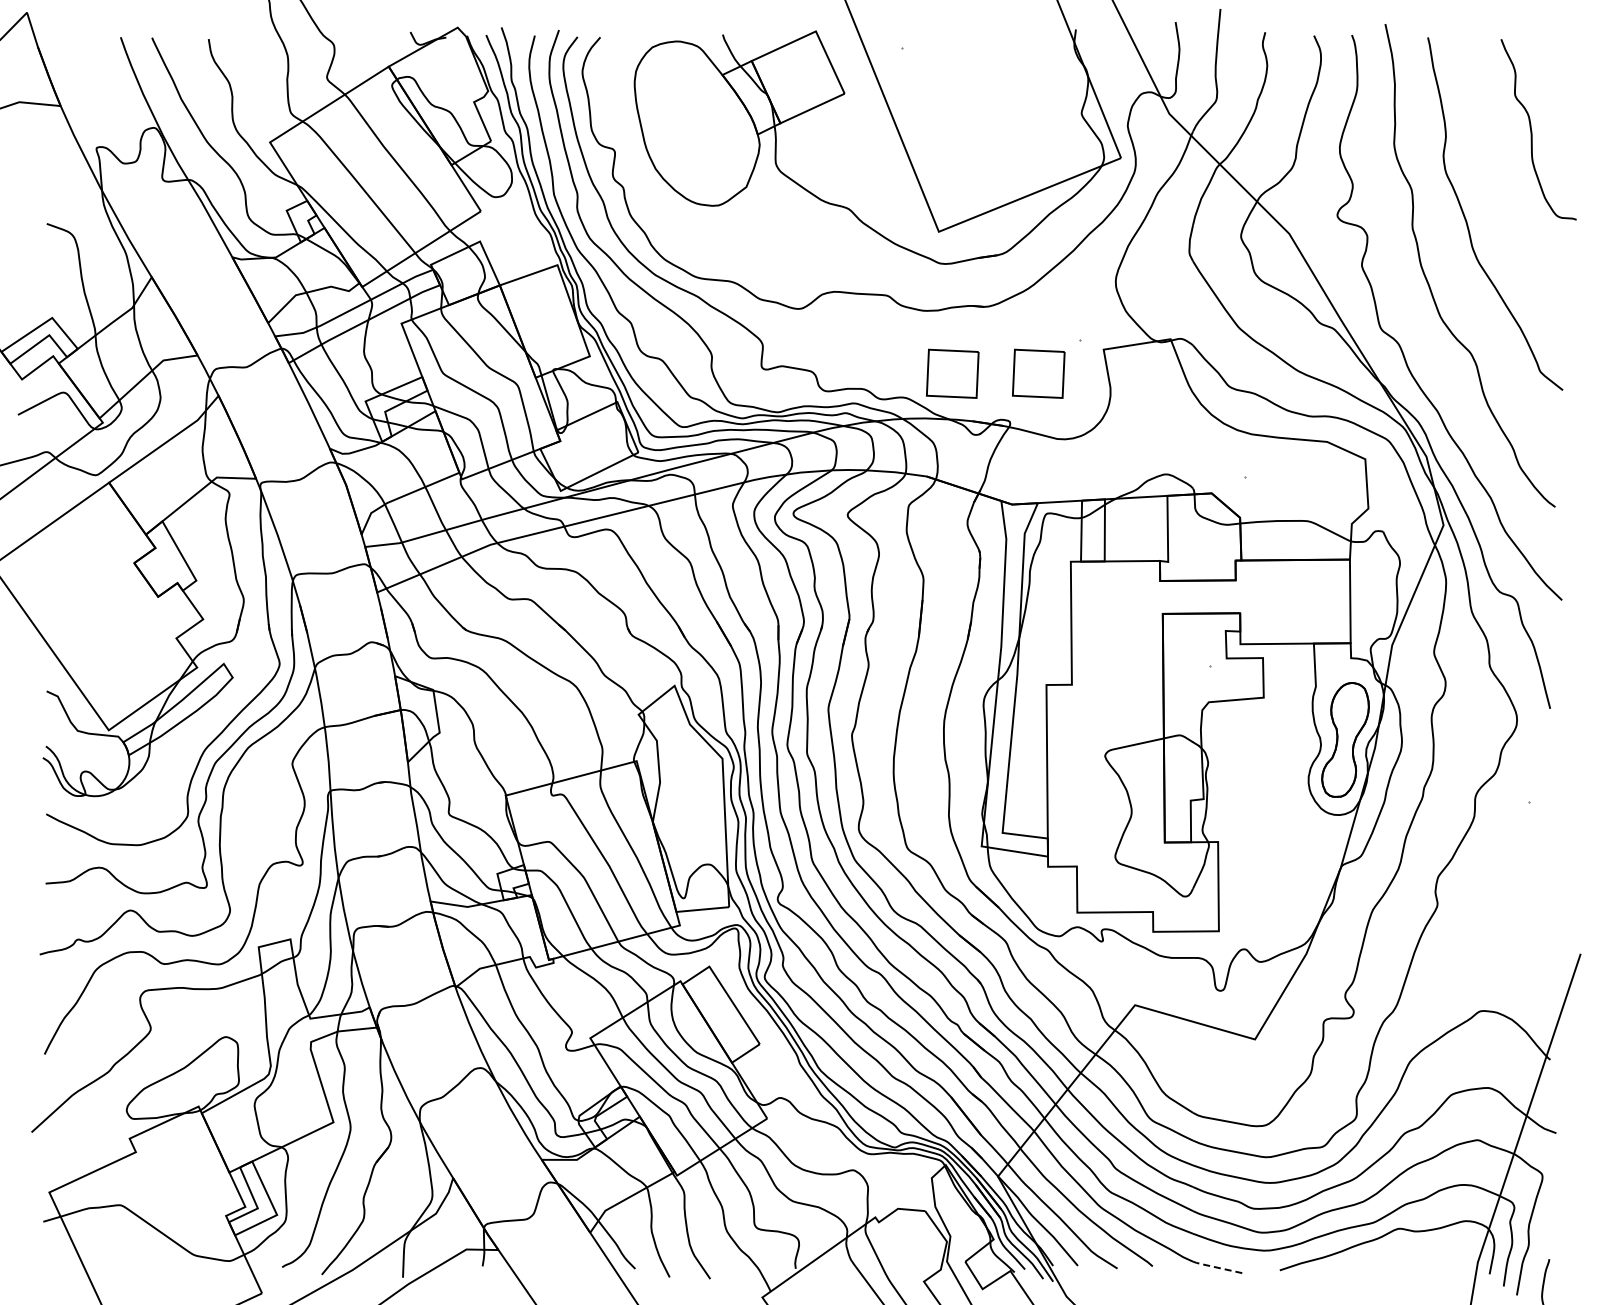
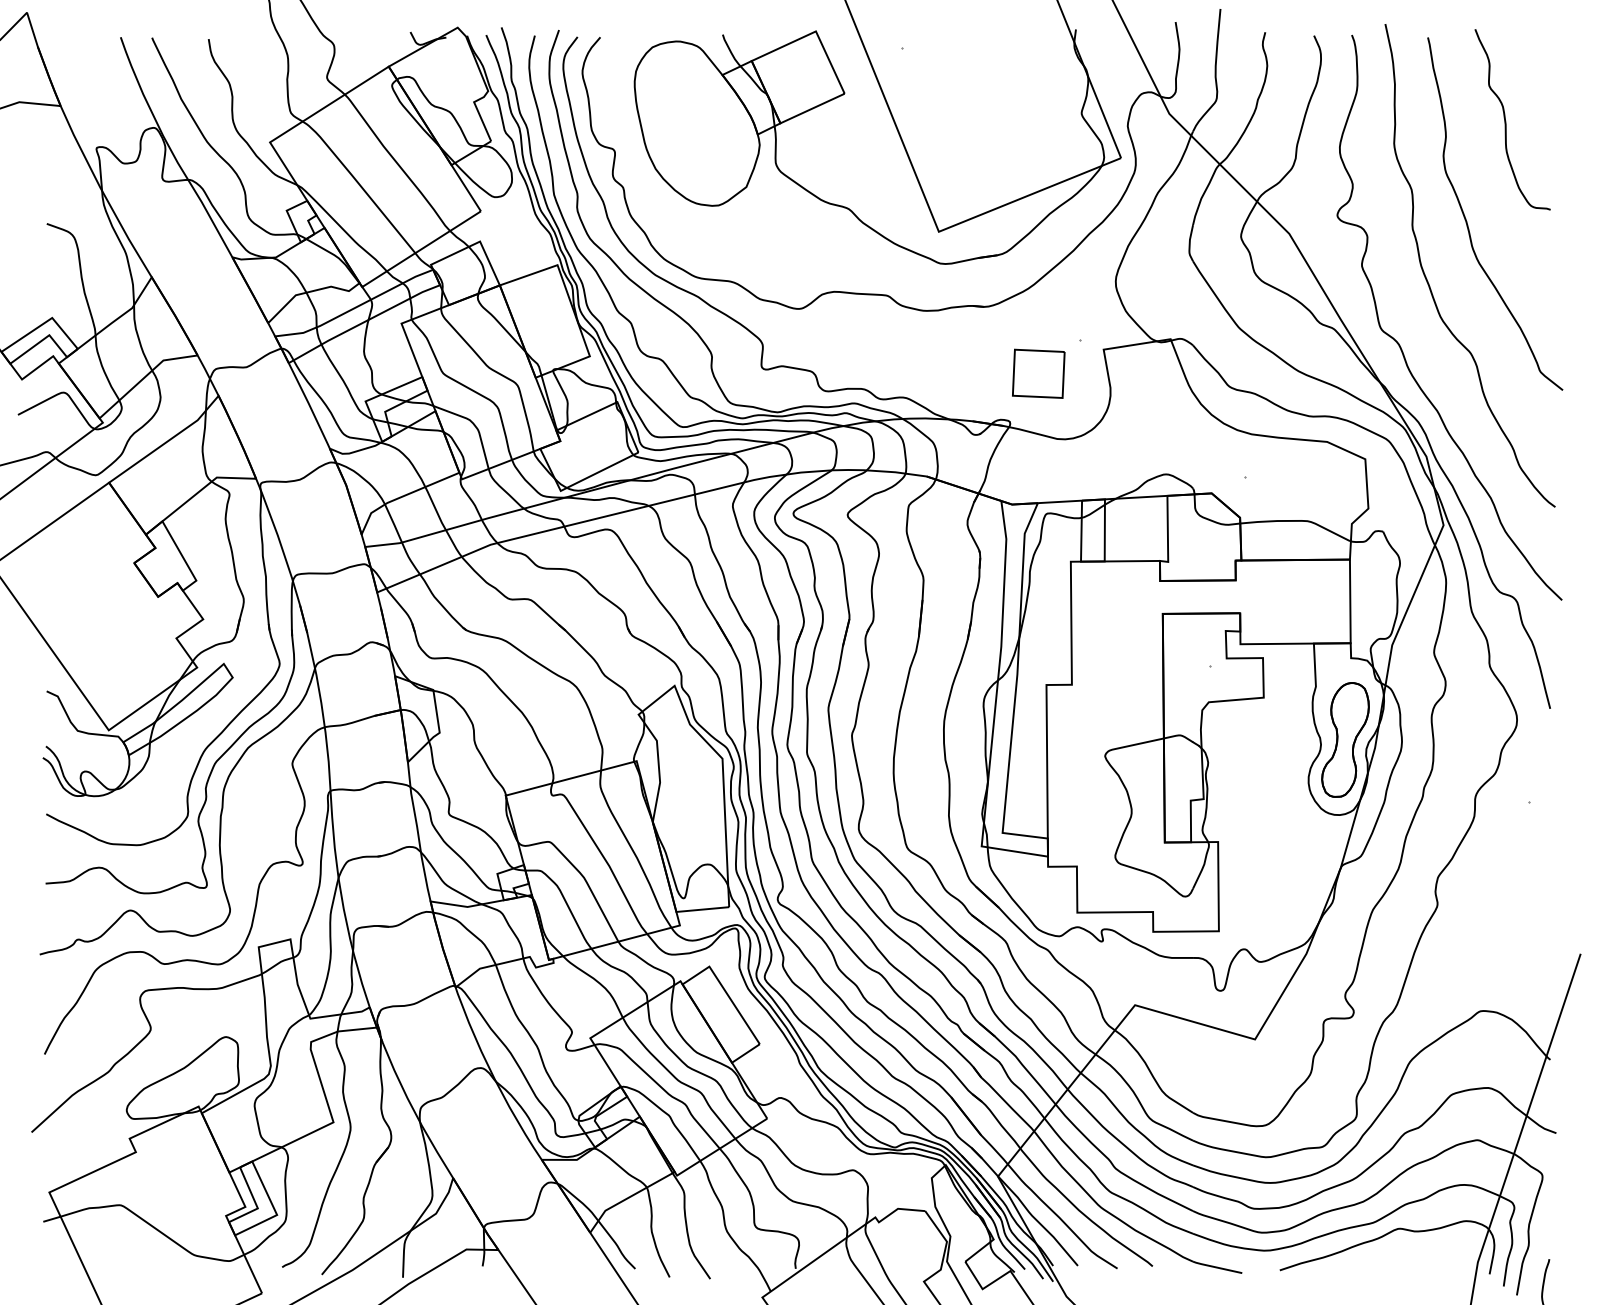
curve position: (1532, 131) -> (1506, 121) (1506, 121)
part: present -> none (952, 373)
line: dashed -> solid (1216, 1267)
